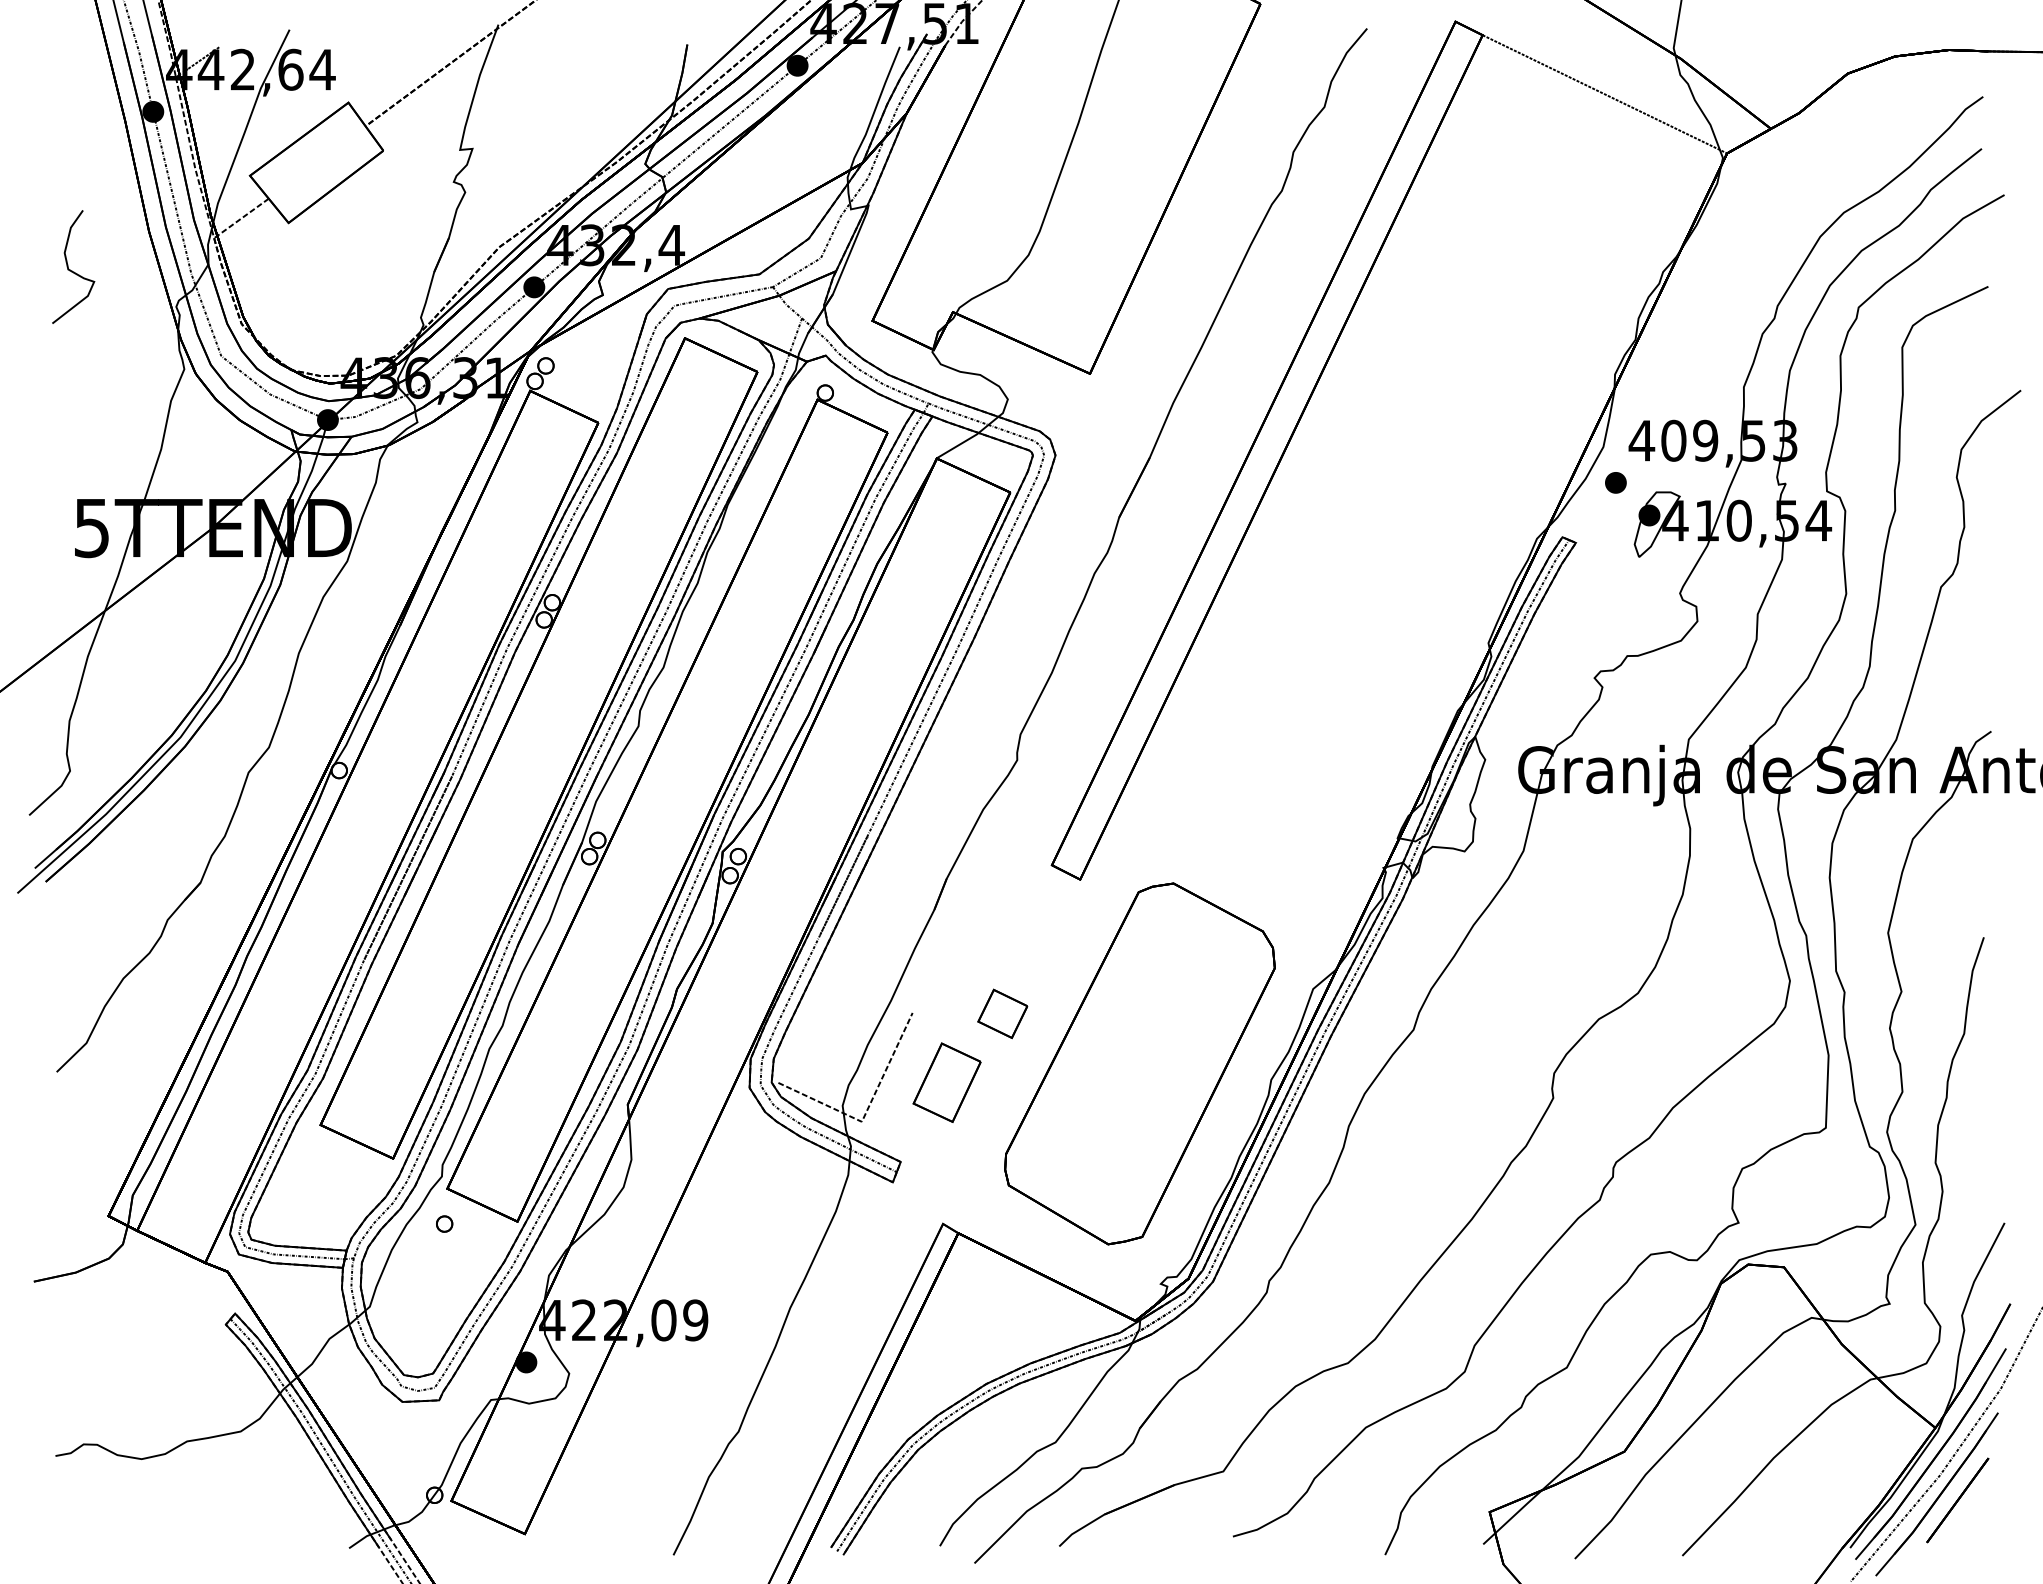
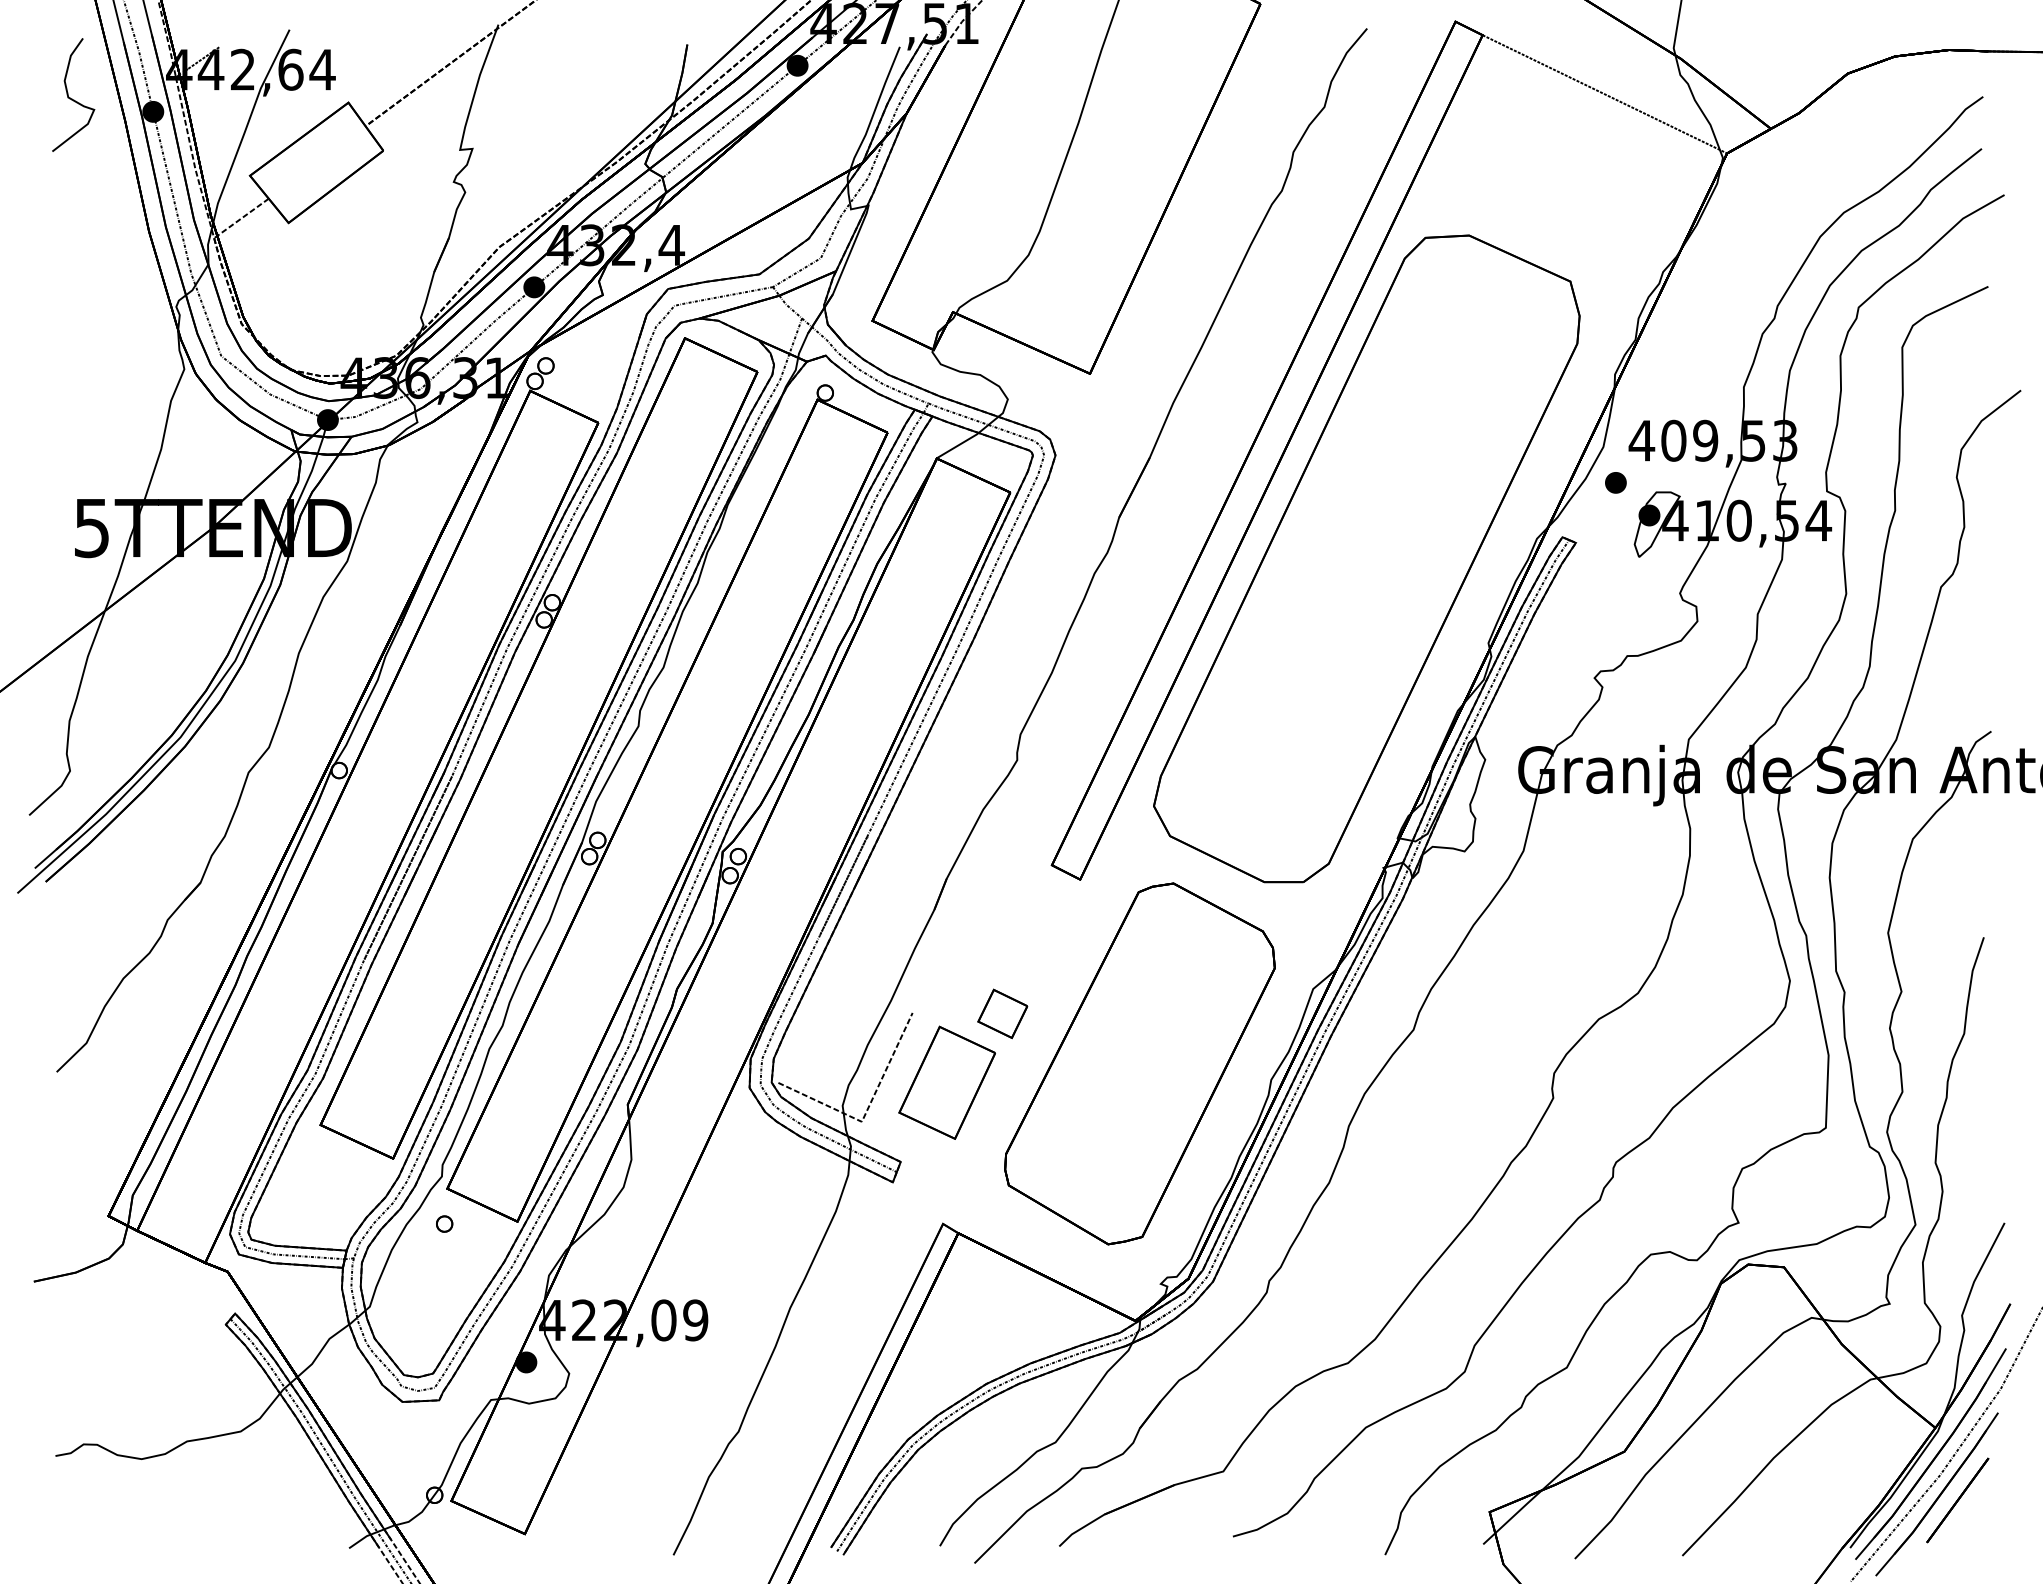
curve position: (72, 270) -> (72, 98) (72, 98)
part: none -> present (1366, 558)
part size: 70x81 px -> 98x115 px (946, 1082)
